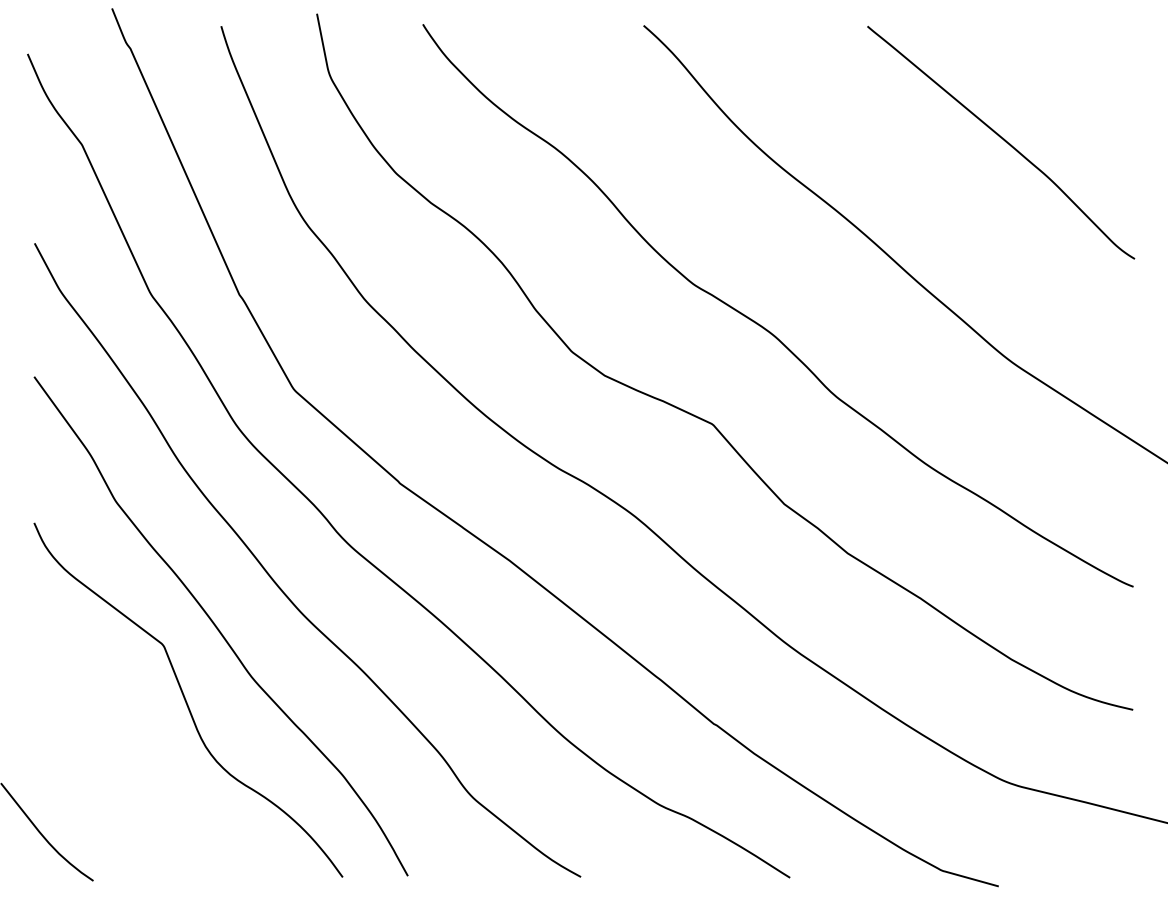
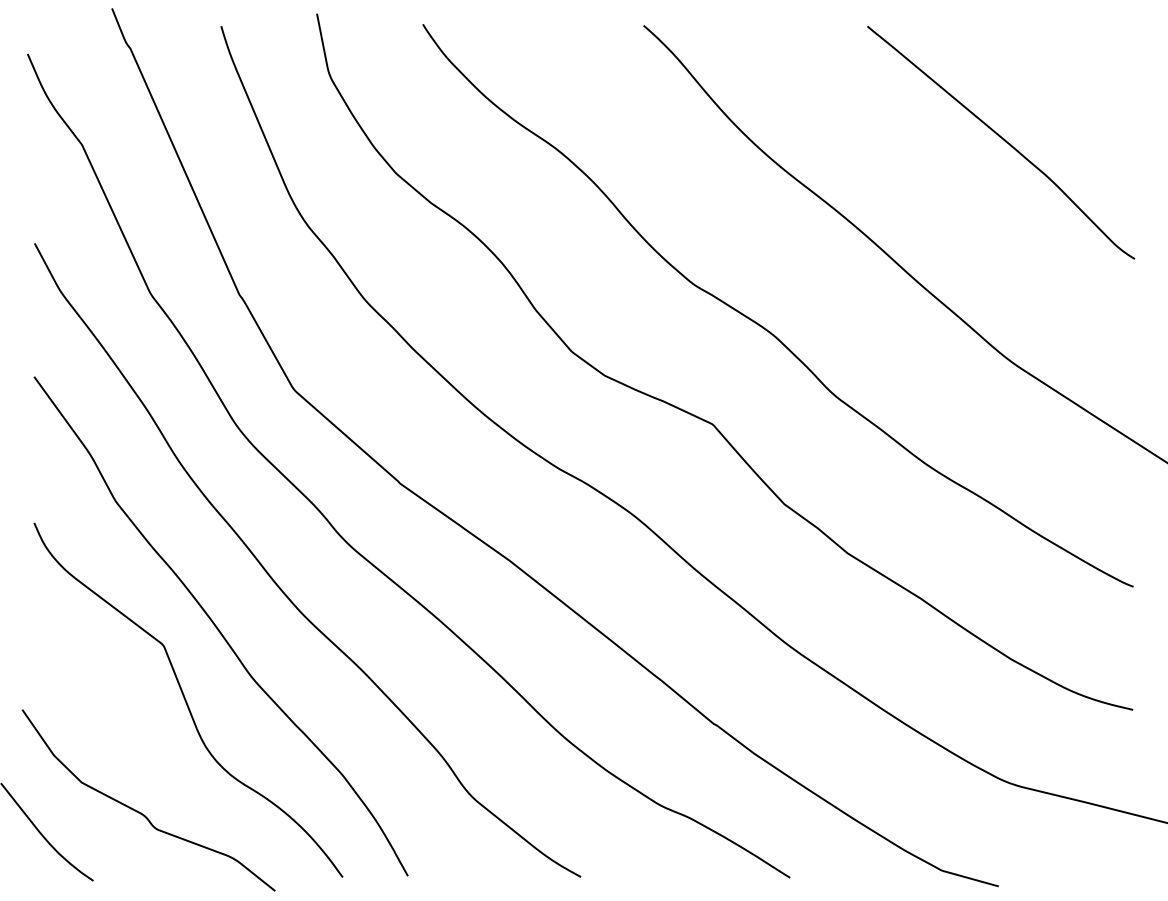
curve: none -> present (141, 812)
